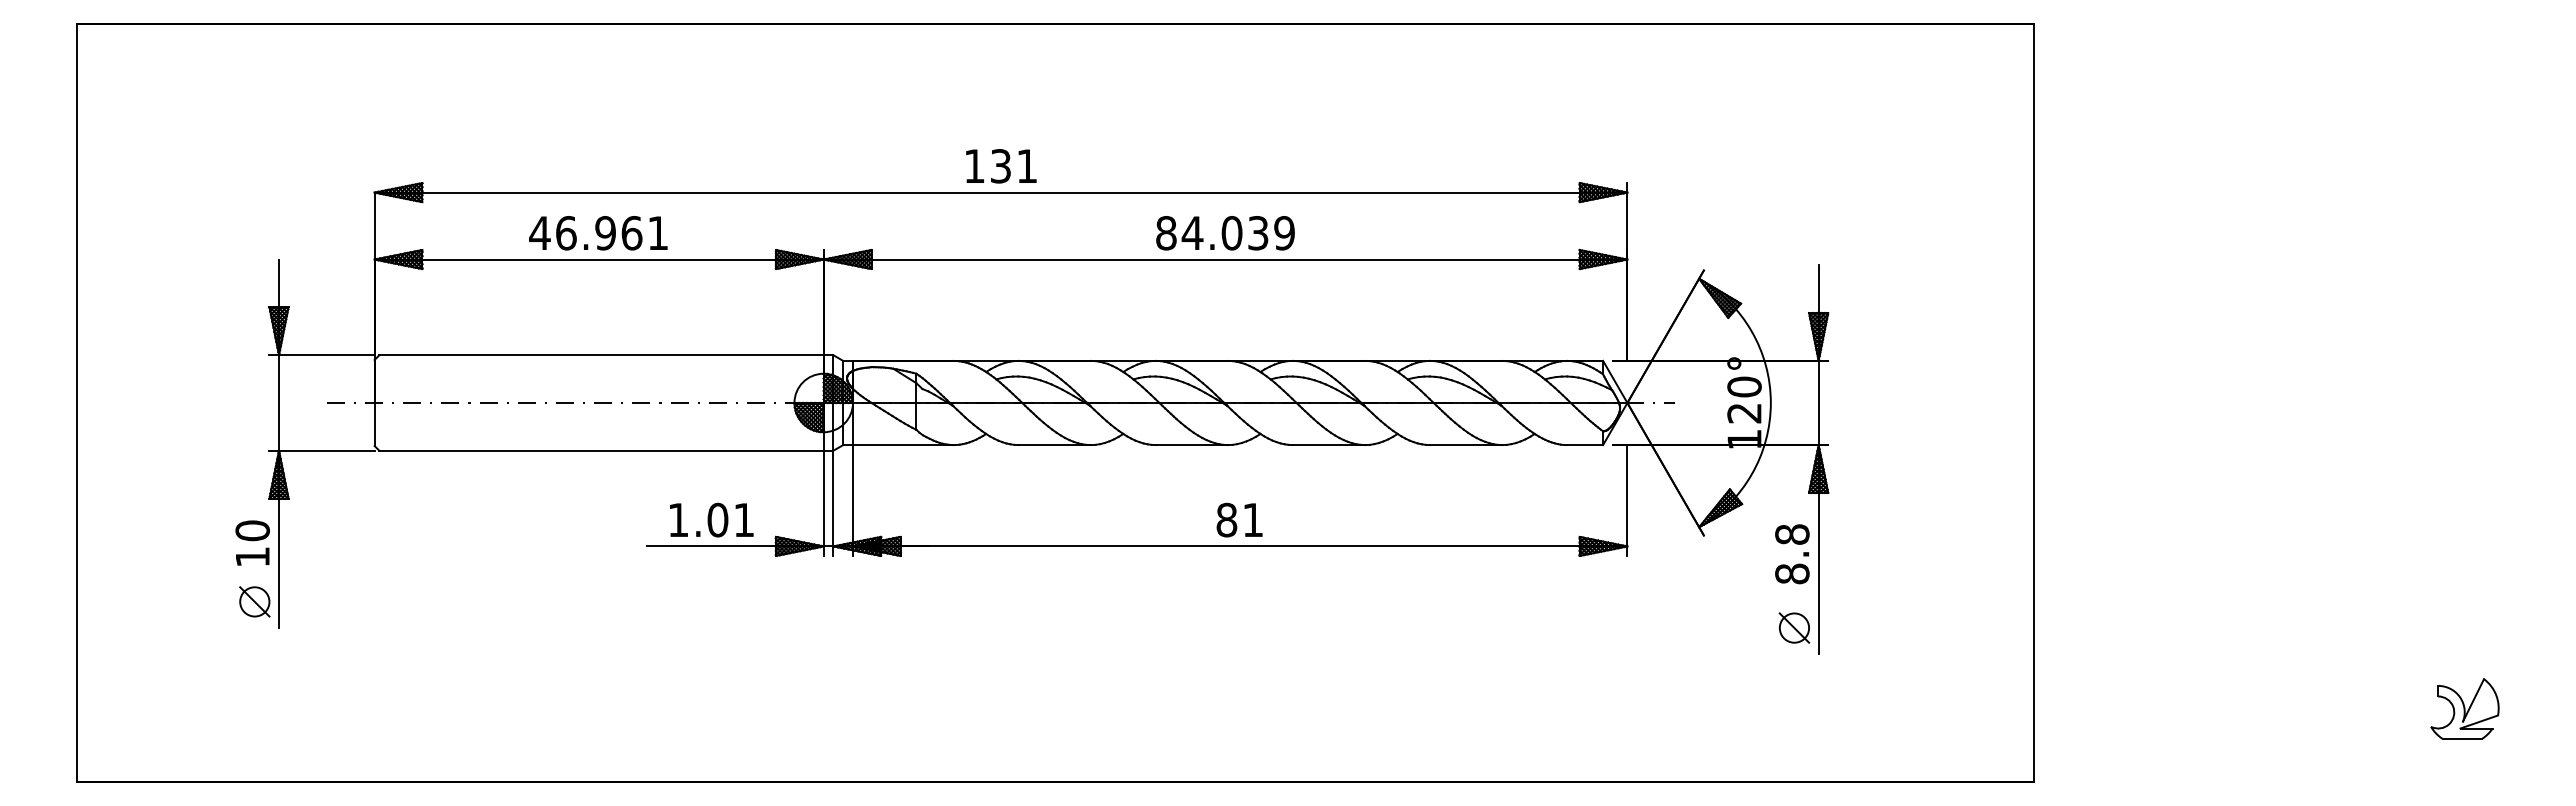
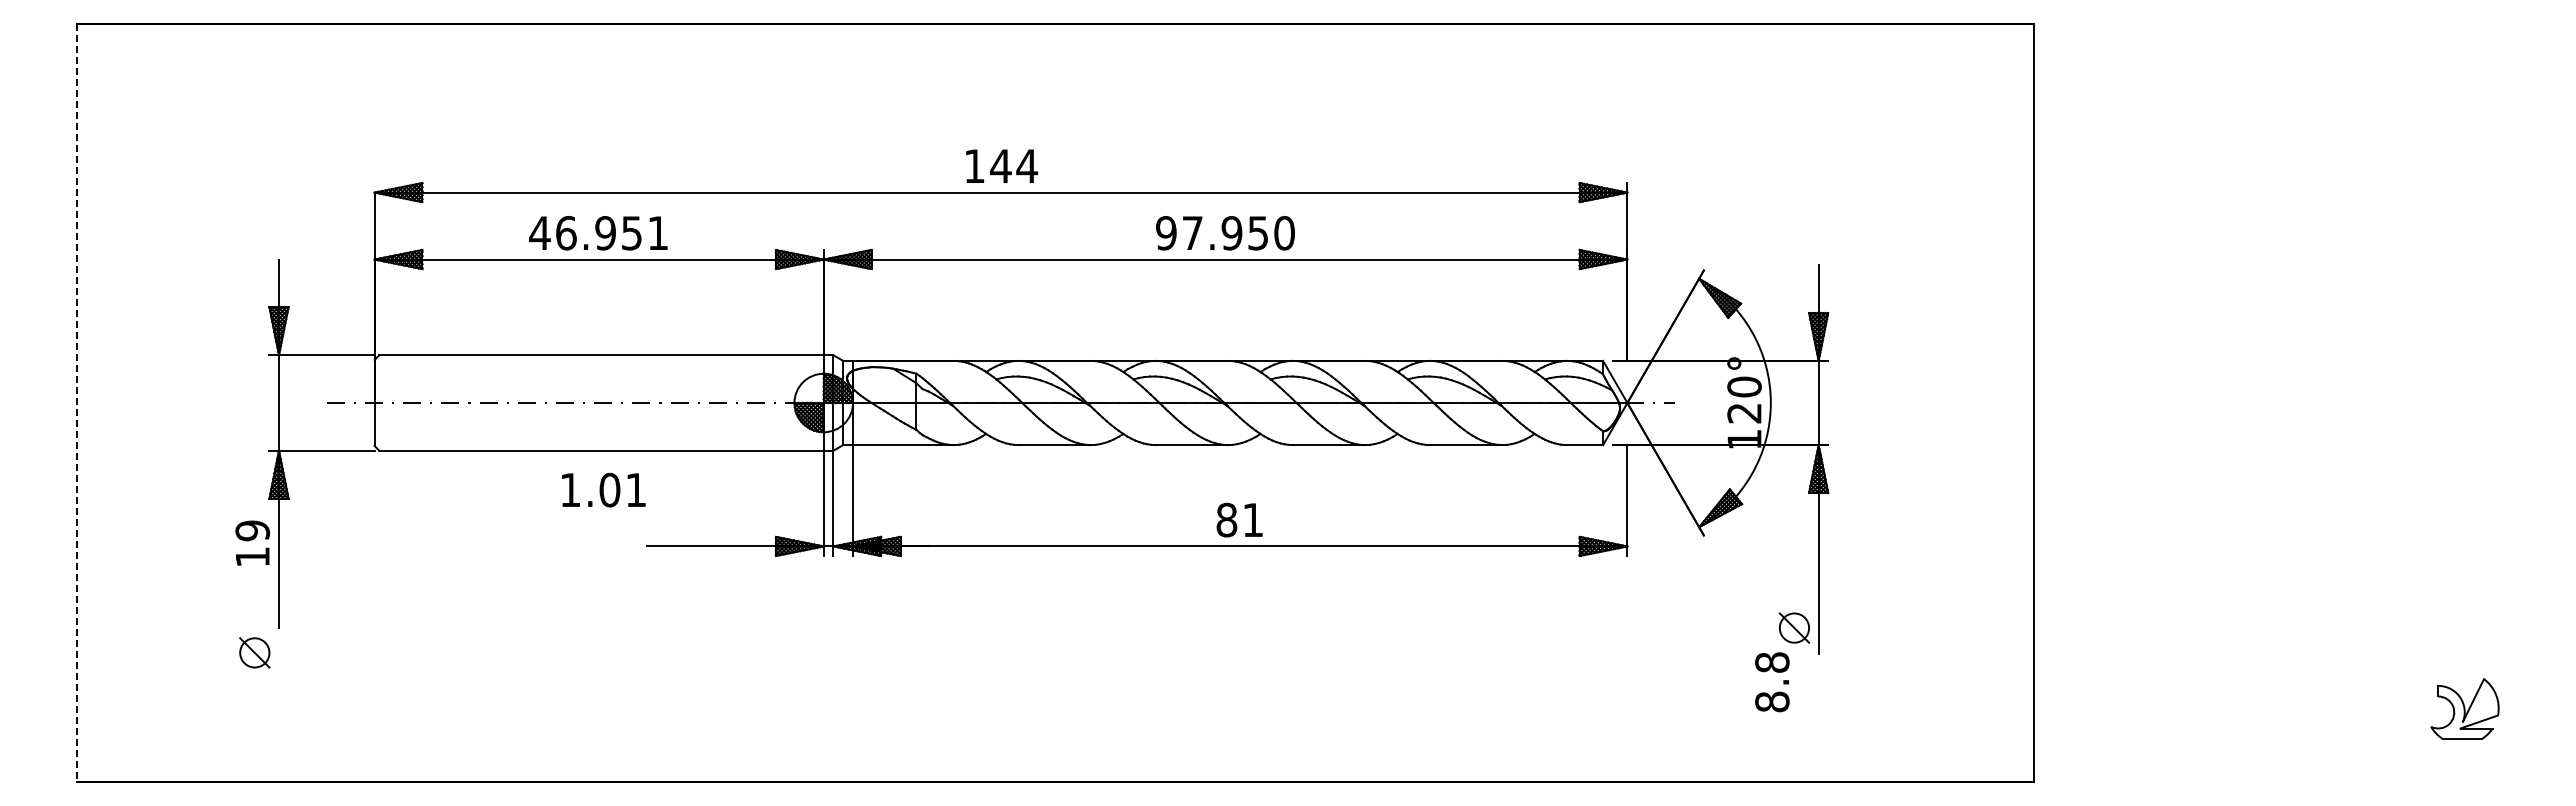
text: 131 -> 144 (1014, 166)
text: 46.961 -> 46.951 (631, 233)
text: 84.039 -> 97.950 (1225, 233)
line: solid -> dashed (77, 402)
text position: (711, 519) -> (603, 489) (603, 489)
text: 10 -> 19 (252, 530)
text position: (1792, 554) -> (1772, 682) (1772, 682)
part position: (254, 601) -> (254, 652) (254, 652)
